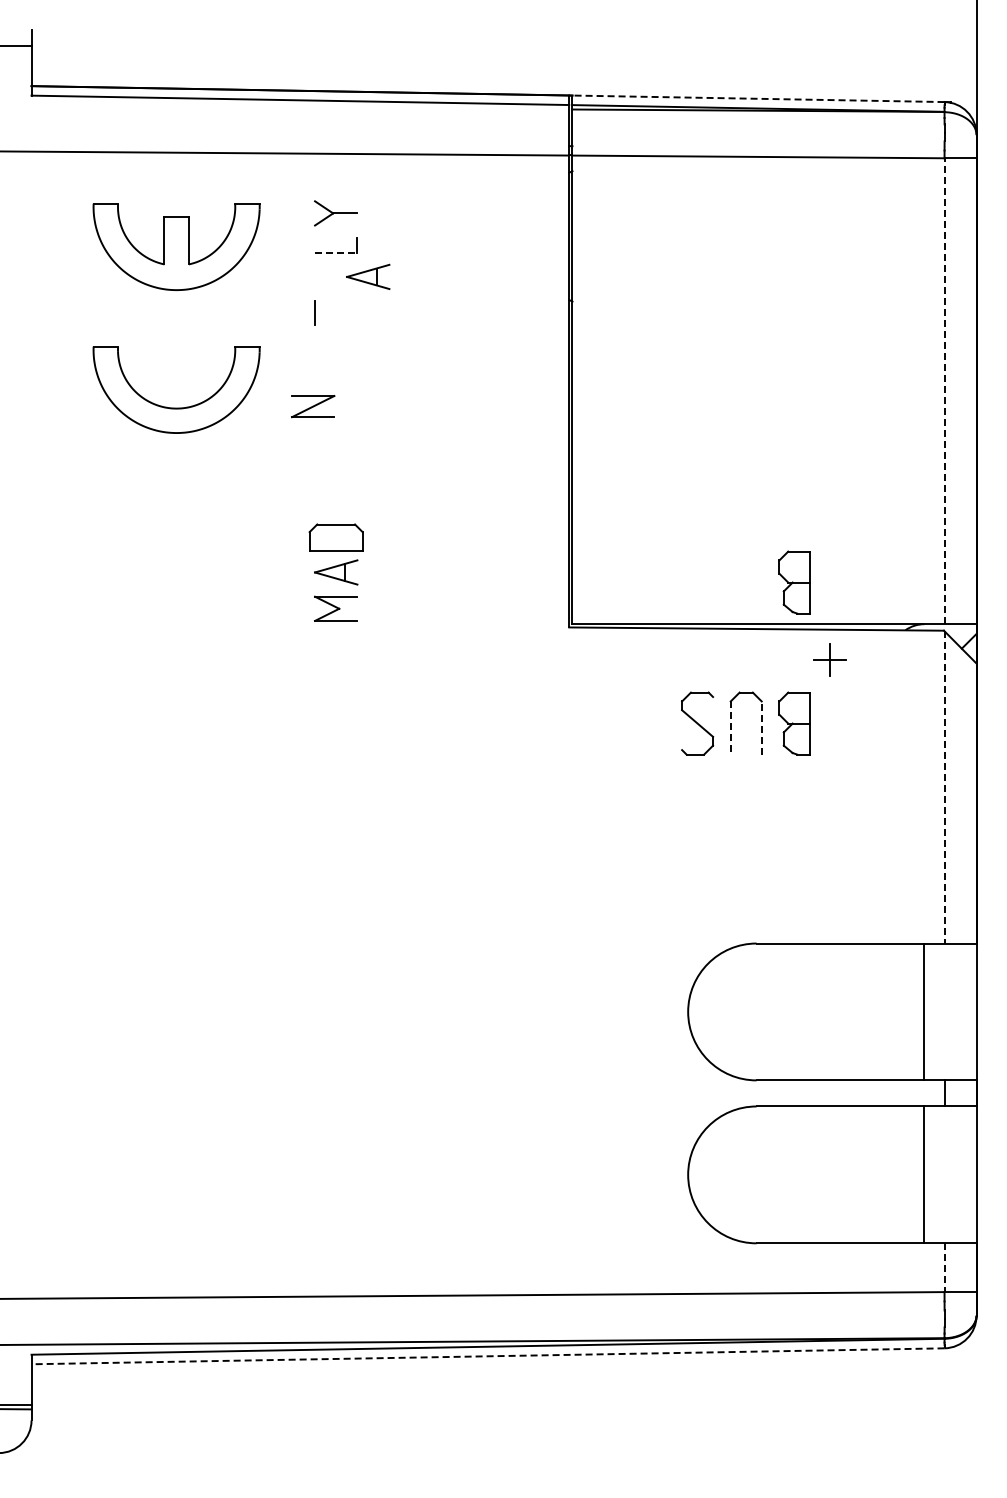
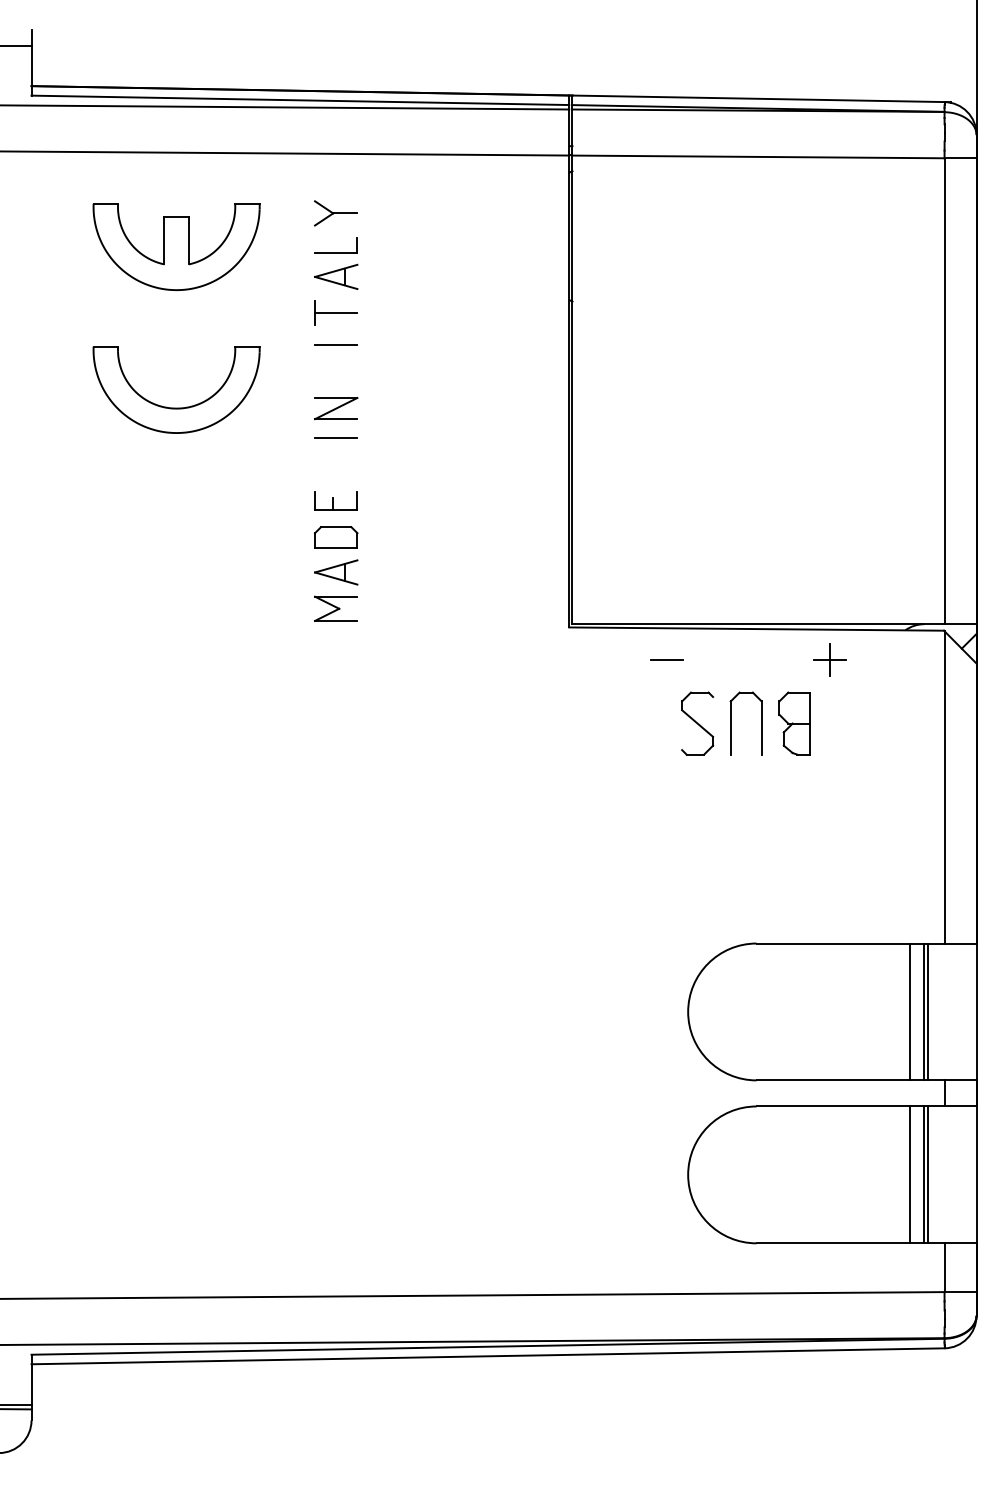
line: dashed -> solid (758, 98)
line: none -> present (285, 107)
line: dashed -> solid (336, 252)
part position: (368, 276) -> (336, 276) (336, 276)
line: none -> present (336, 313)
line: none -> present (336, 344)
line: dashed -> solid (944, 391)
part position: (313, 406) -> (336, 408) (336, 408)
line: none -> present (336, 438)
part: none -> present (335, 500)
part size: 56x29 px -> 45x23 px (336, 537)
part: present -> none (794, 582)
line: none -> present (666, 660)
line: dashed -> solid (730, 727)
line: dashed -> solid (761, 727)
line: dashed -> solid (944, 787)
line: none -> present (909, 1011)
line: none -> present (927, 1011)
line: none -> present (909, 1174)
line: none -> present (927, 1174)
line: dashed -> solid (944, 1268)
line: dashed -> solid (488, 1356)
